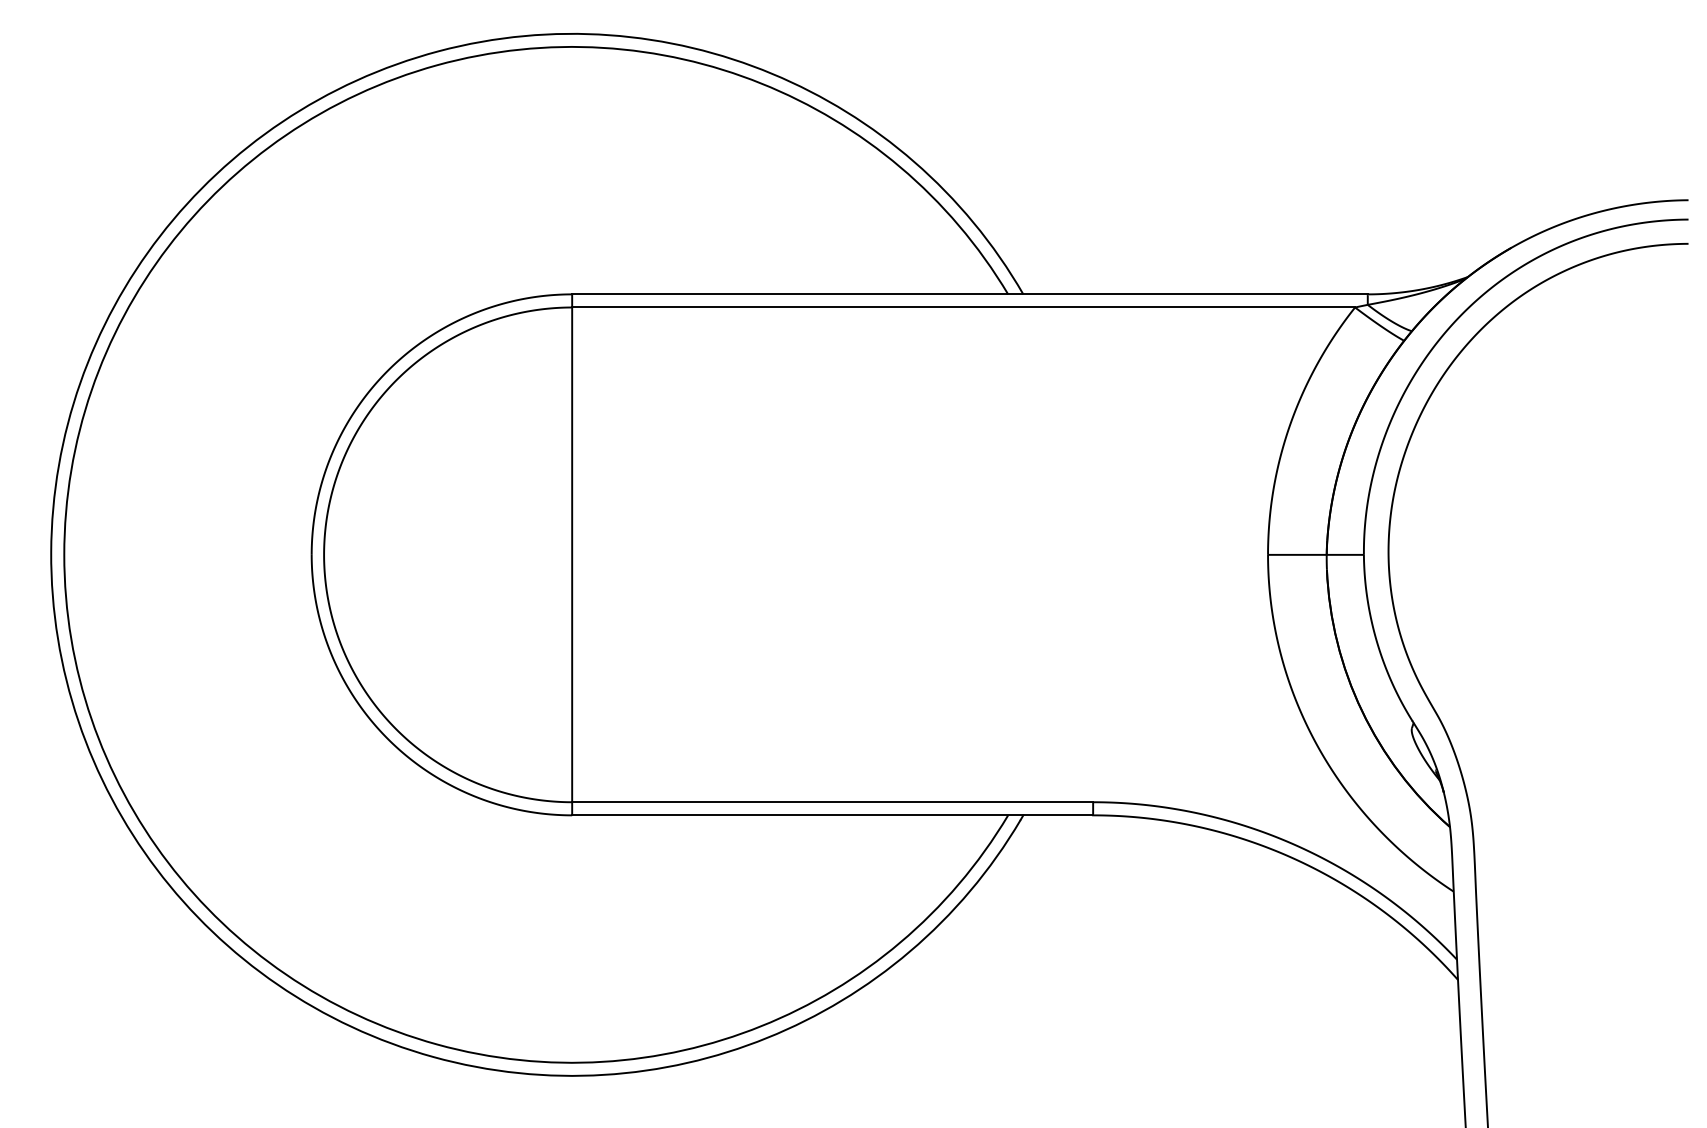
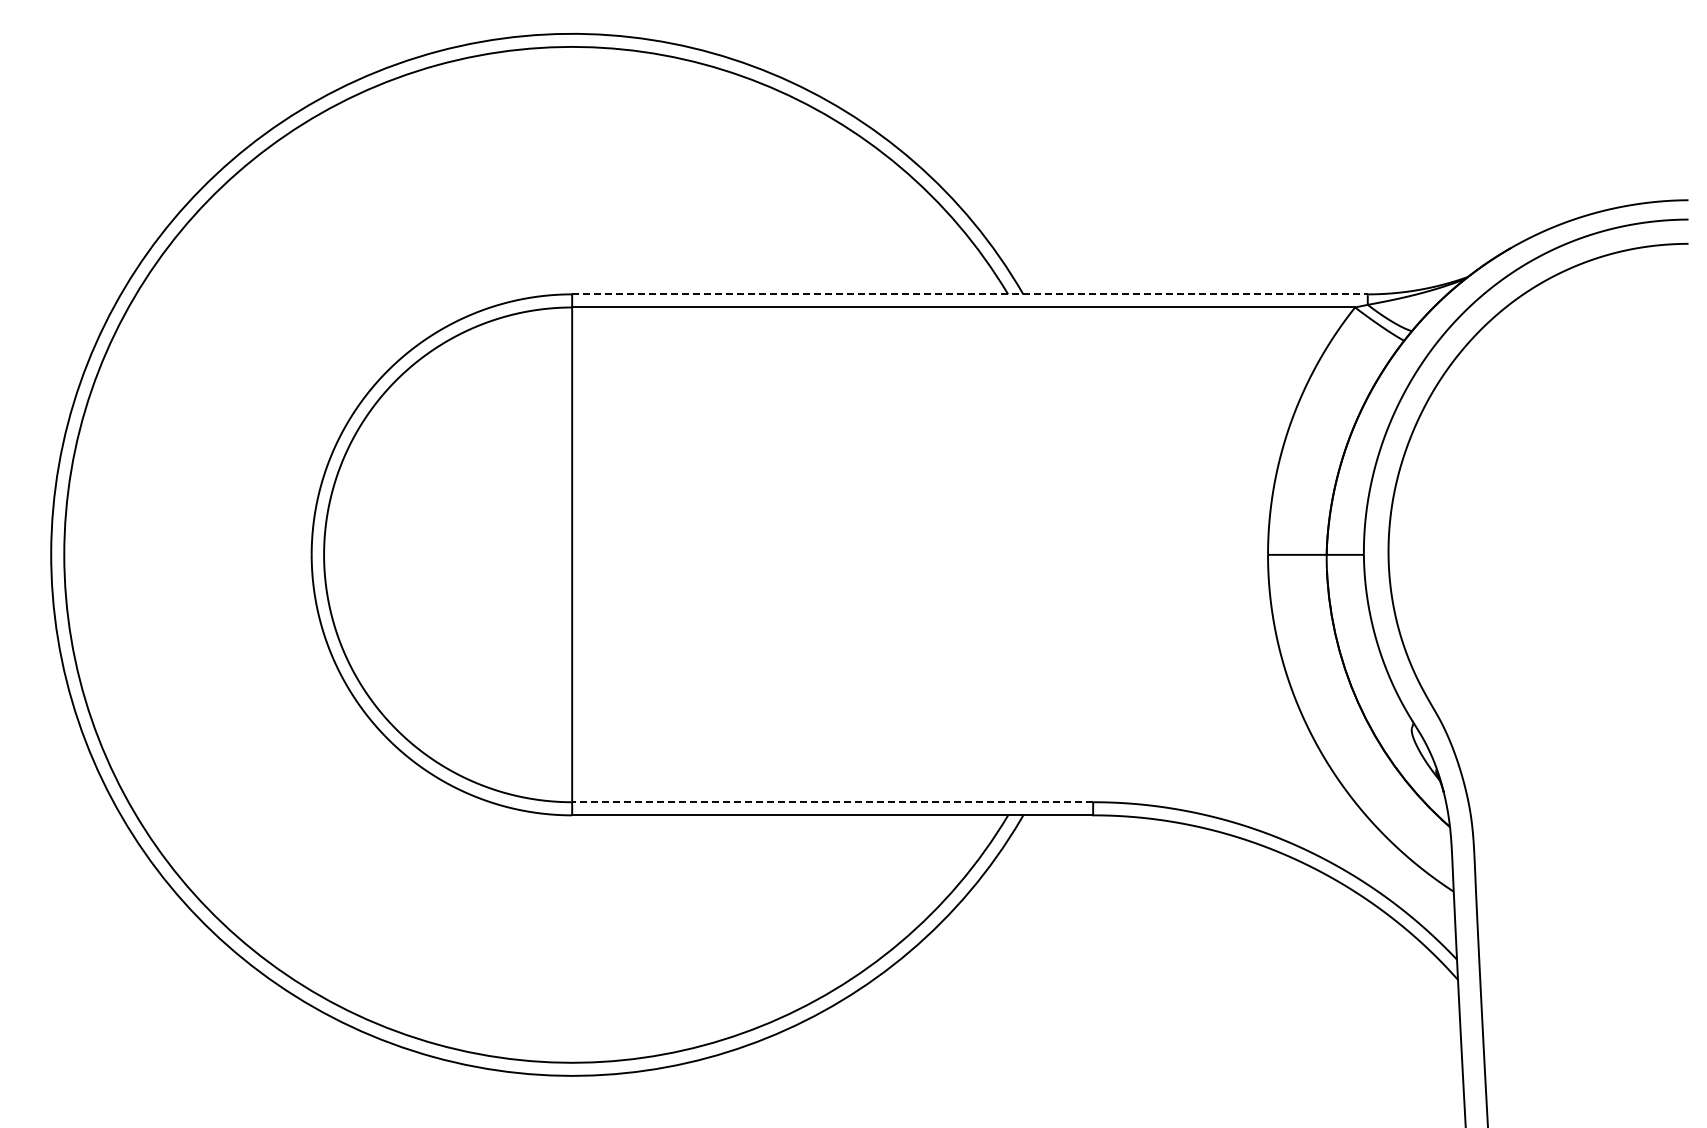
line: solid -> dashed (969, 294)
line: solid -> dashed (832, 802)
